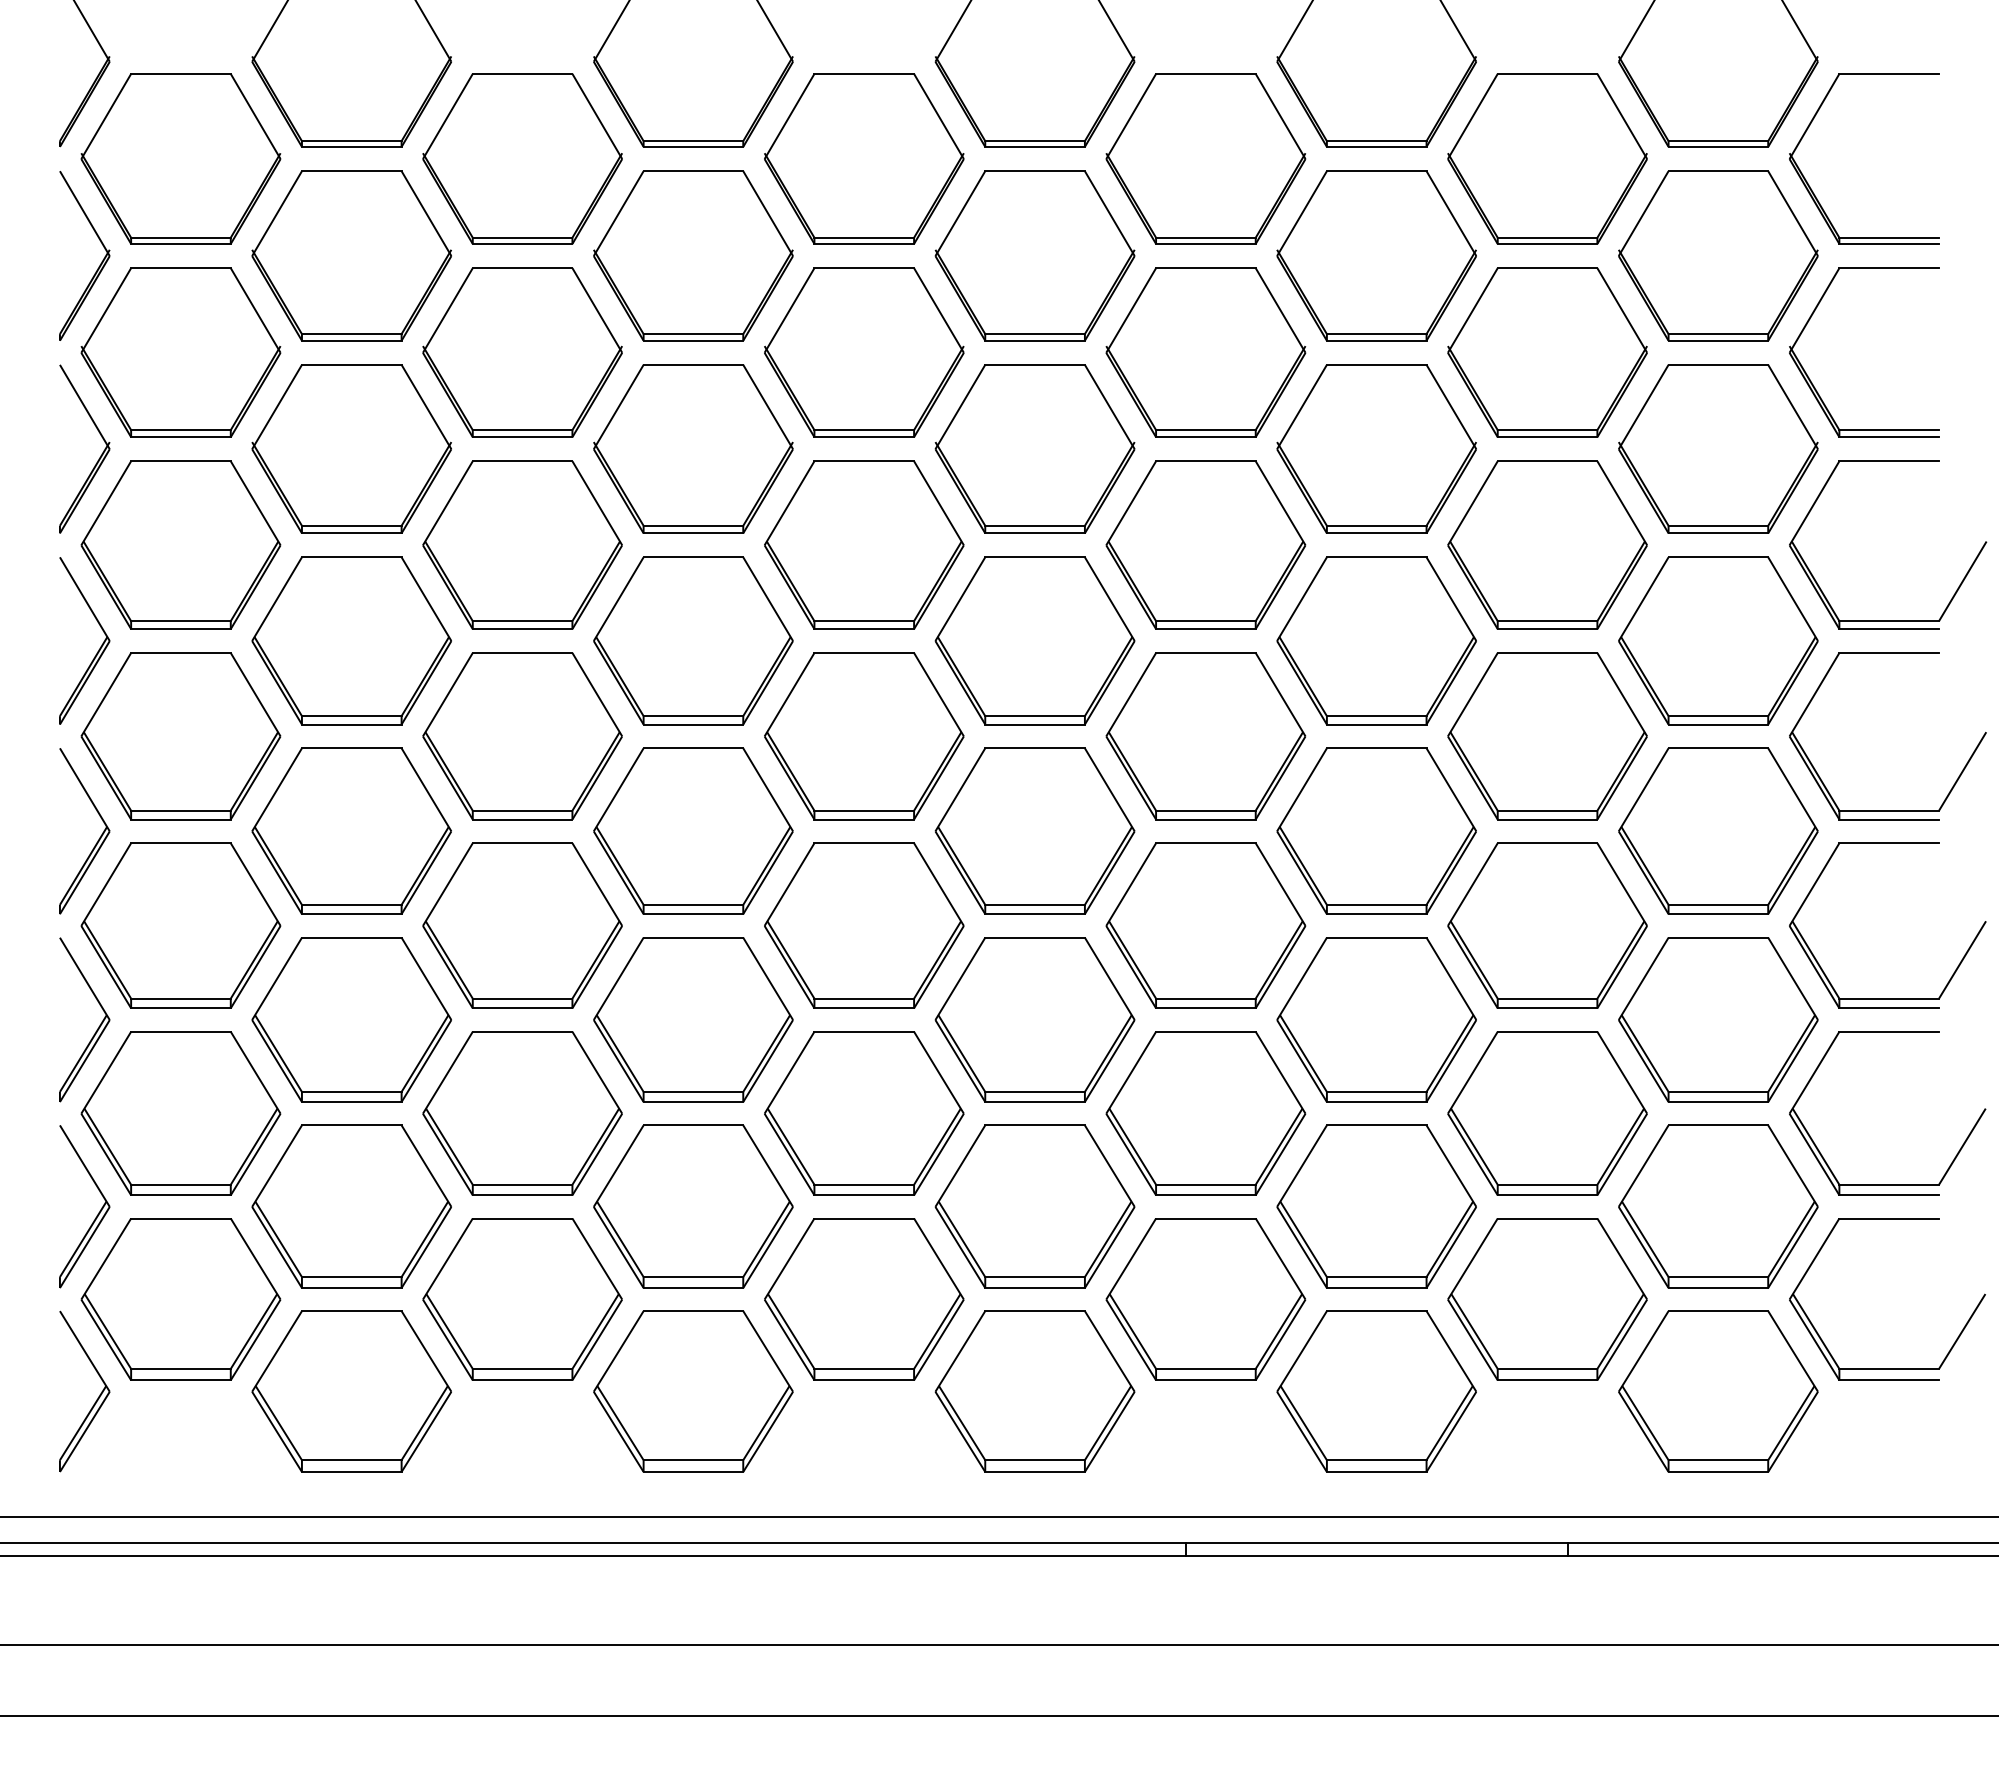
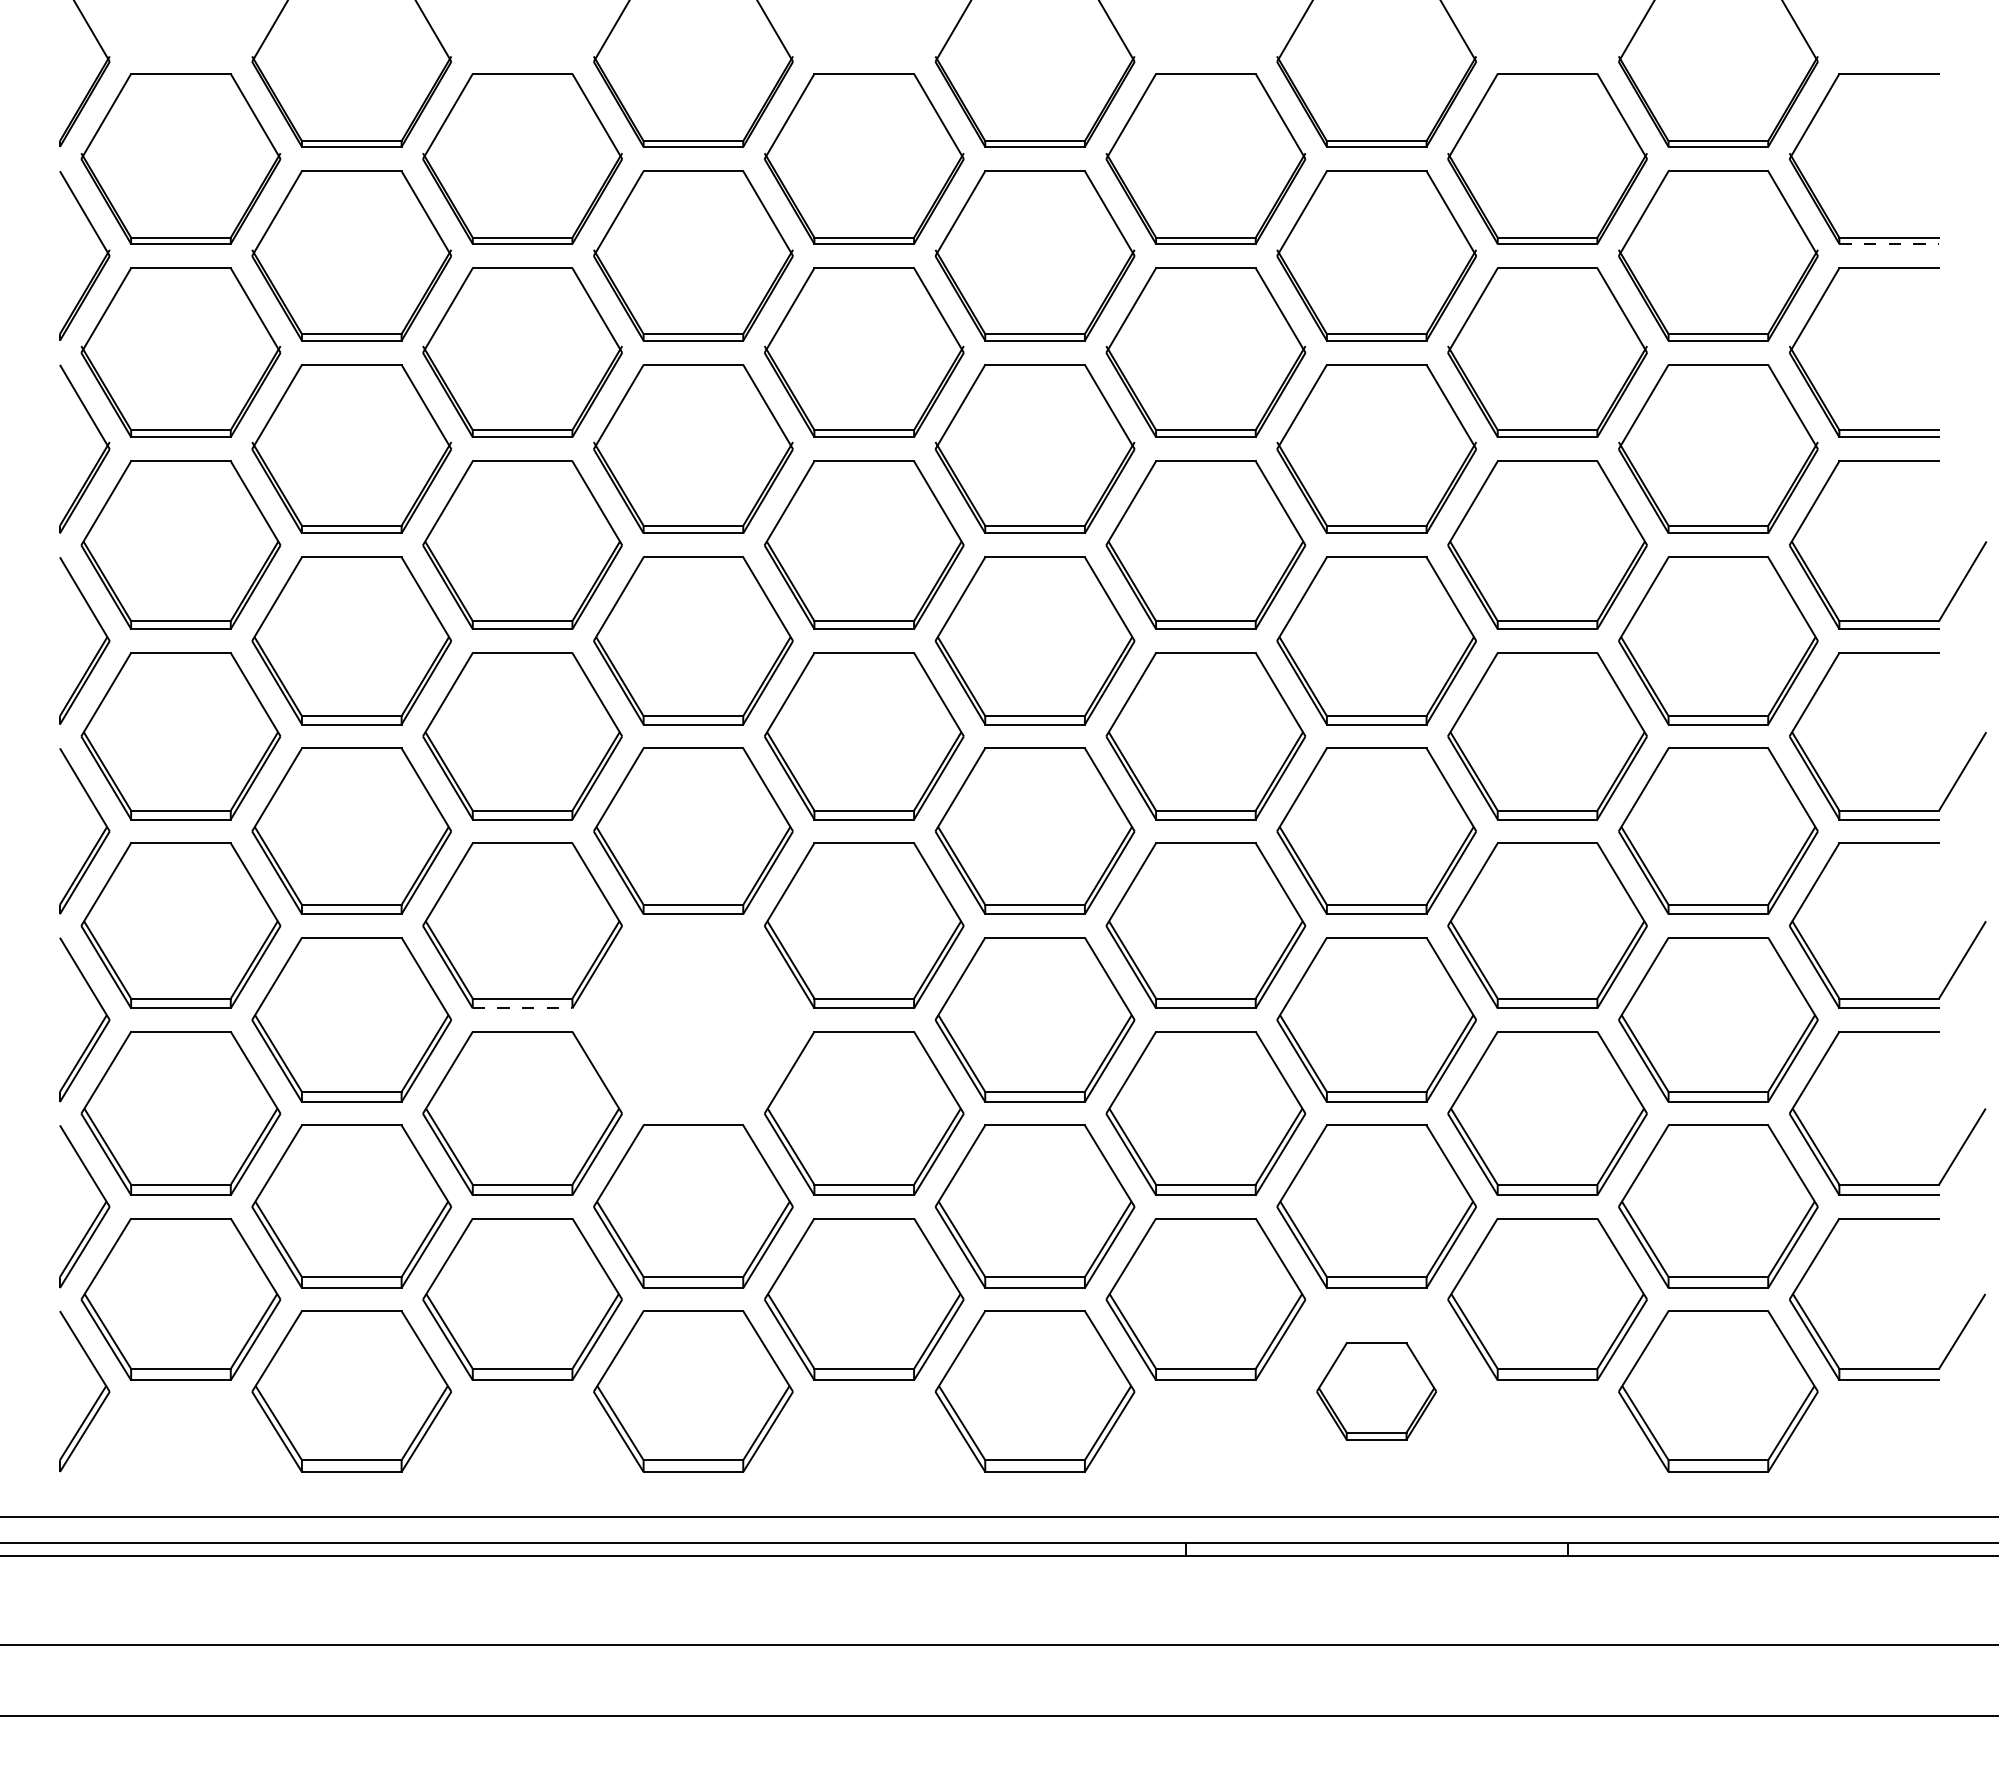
line: solid -> dashed (1889, 243)
line: solid -> dashed (522, 1008)
part: present -> none (693, 1019)
part size: 201x163 px -> 121x99 px (1376, 1391)
